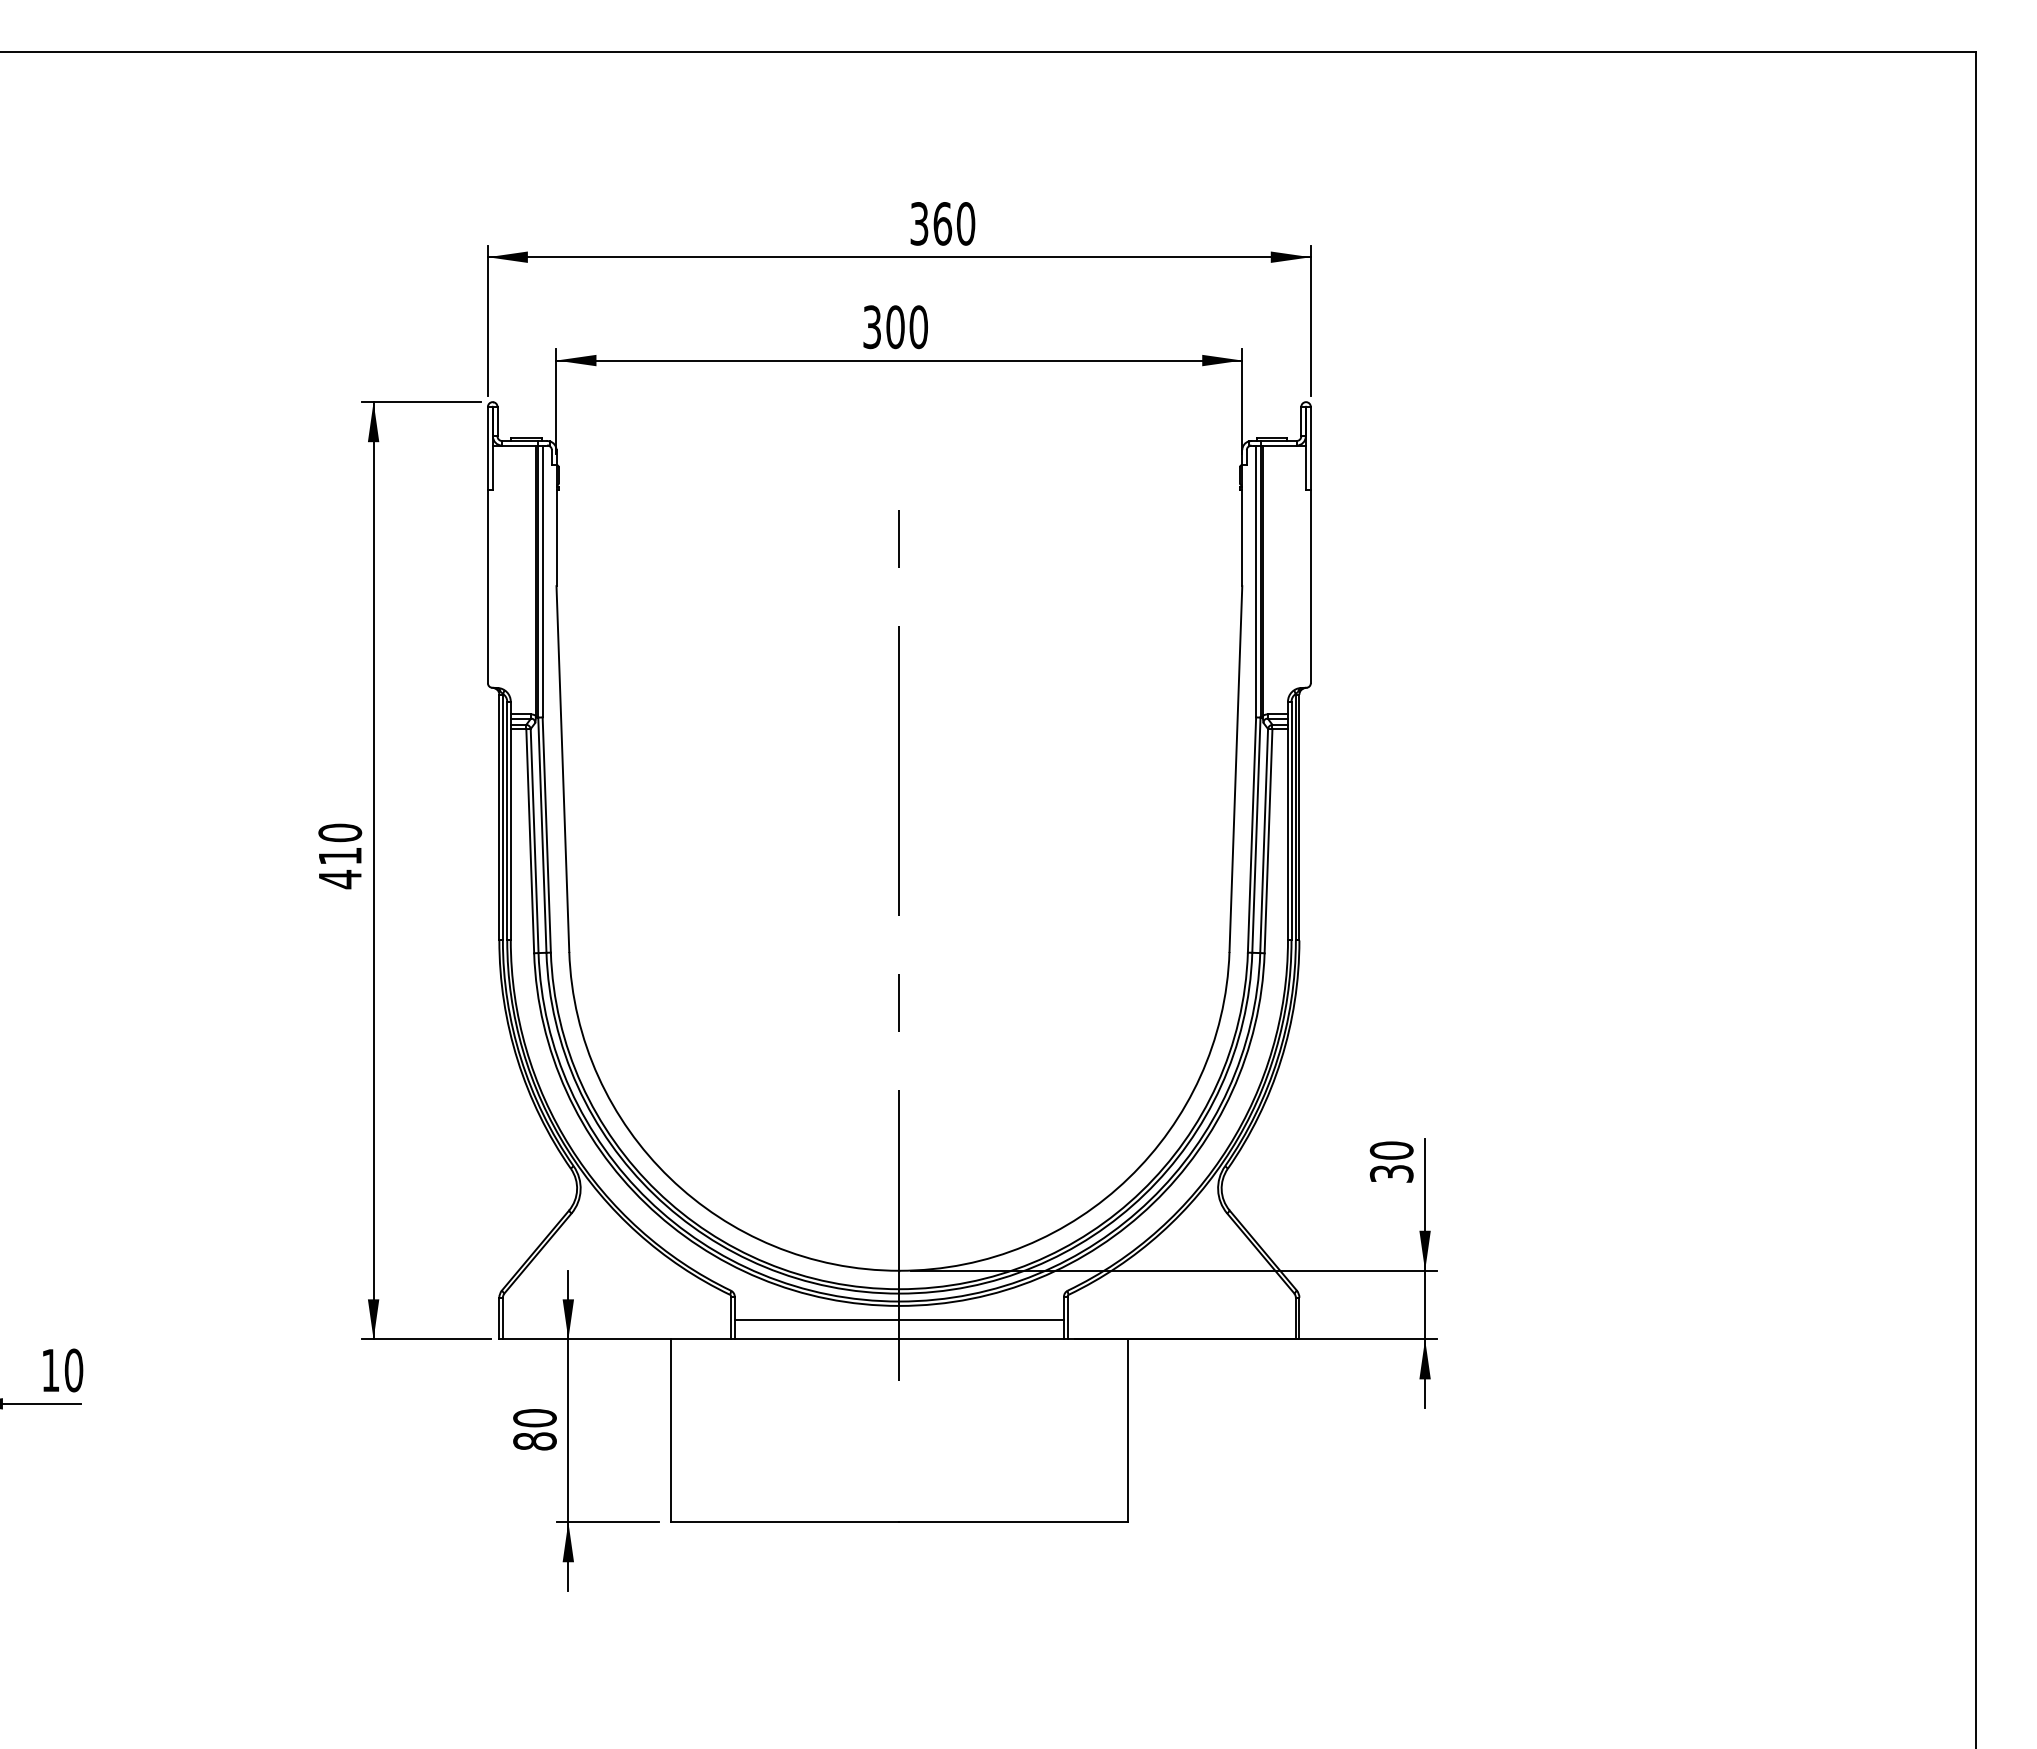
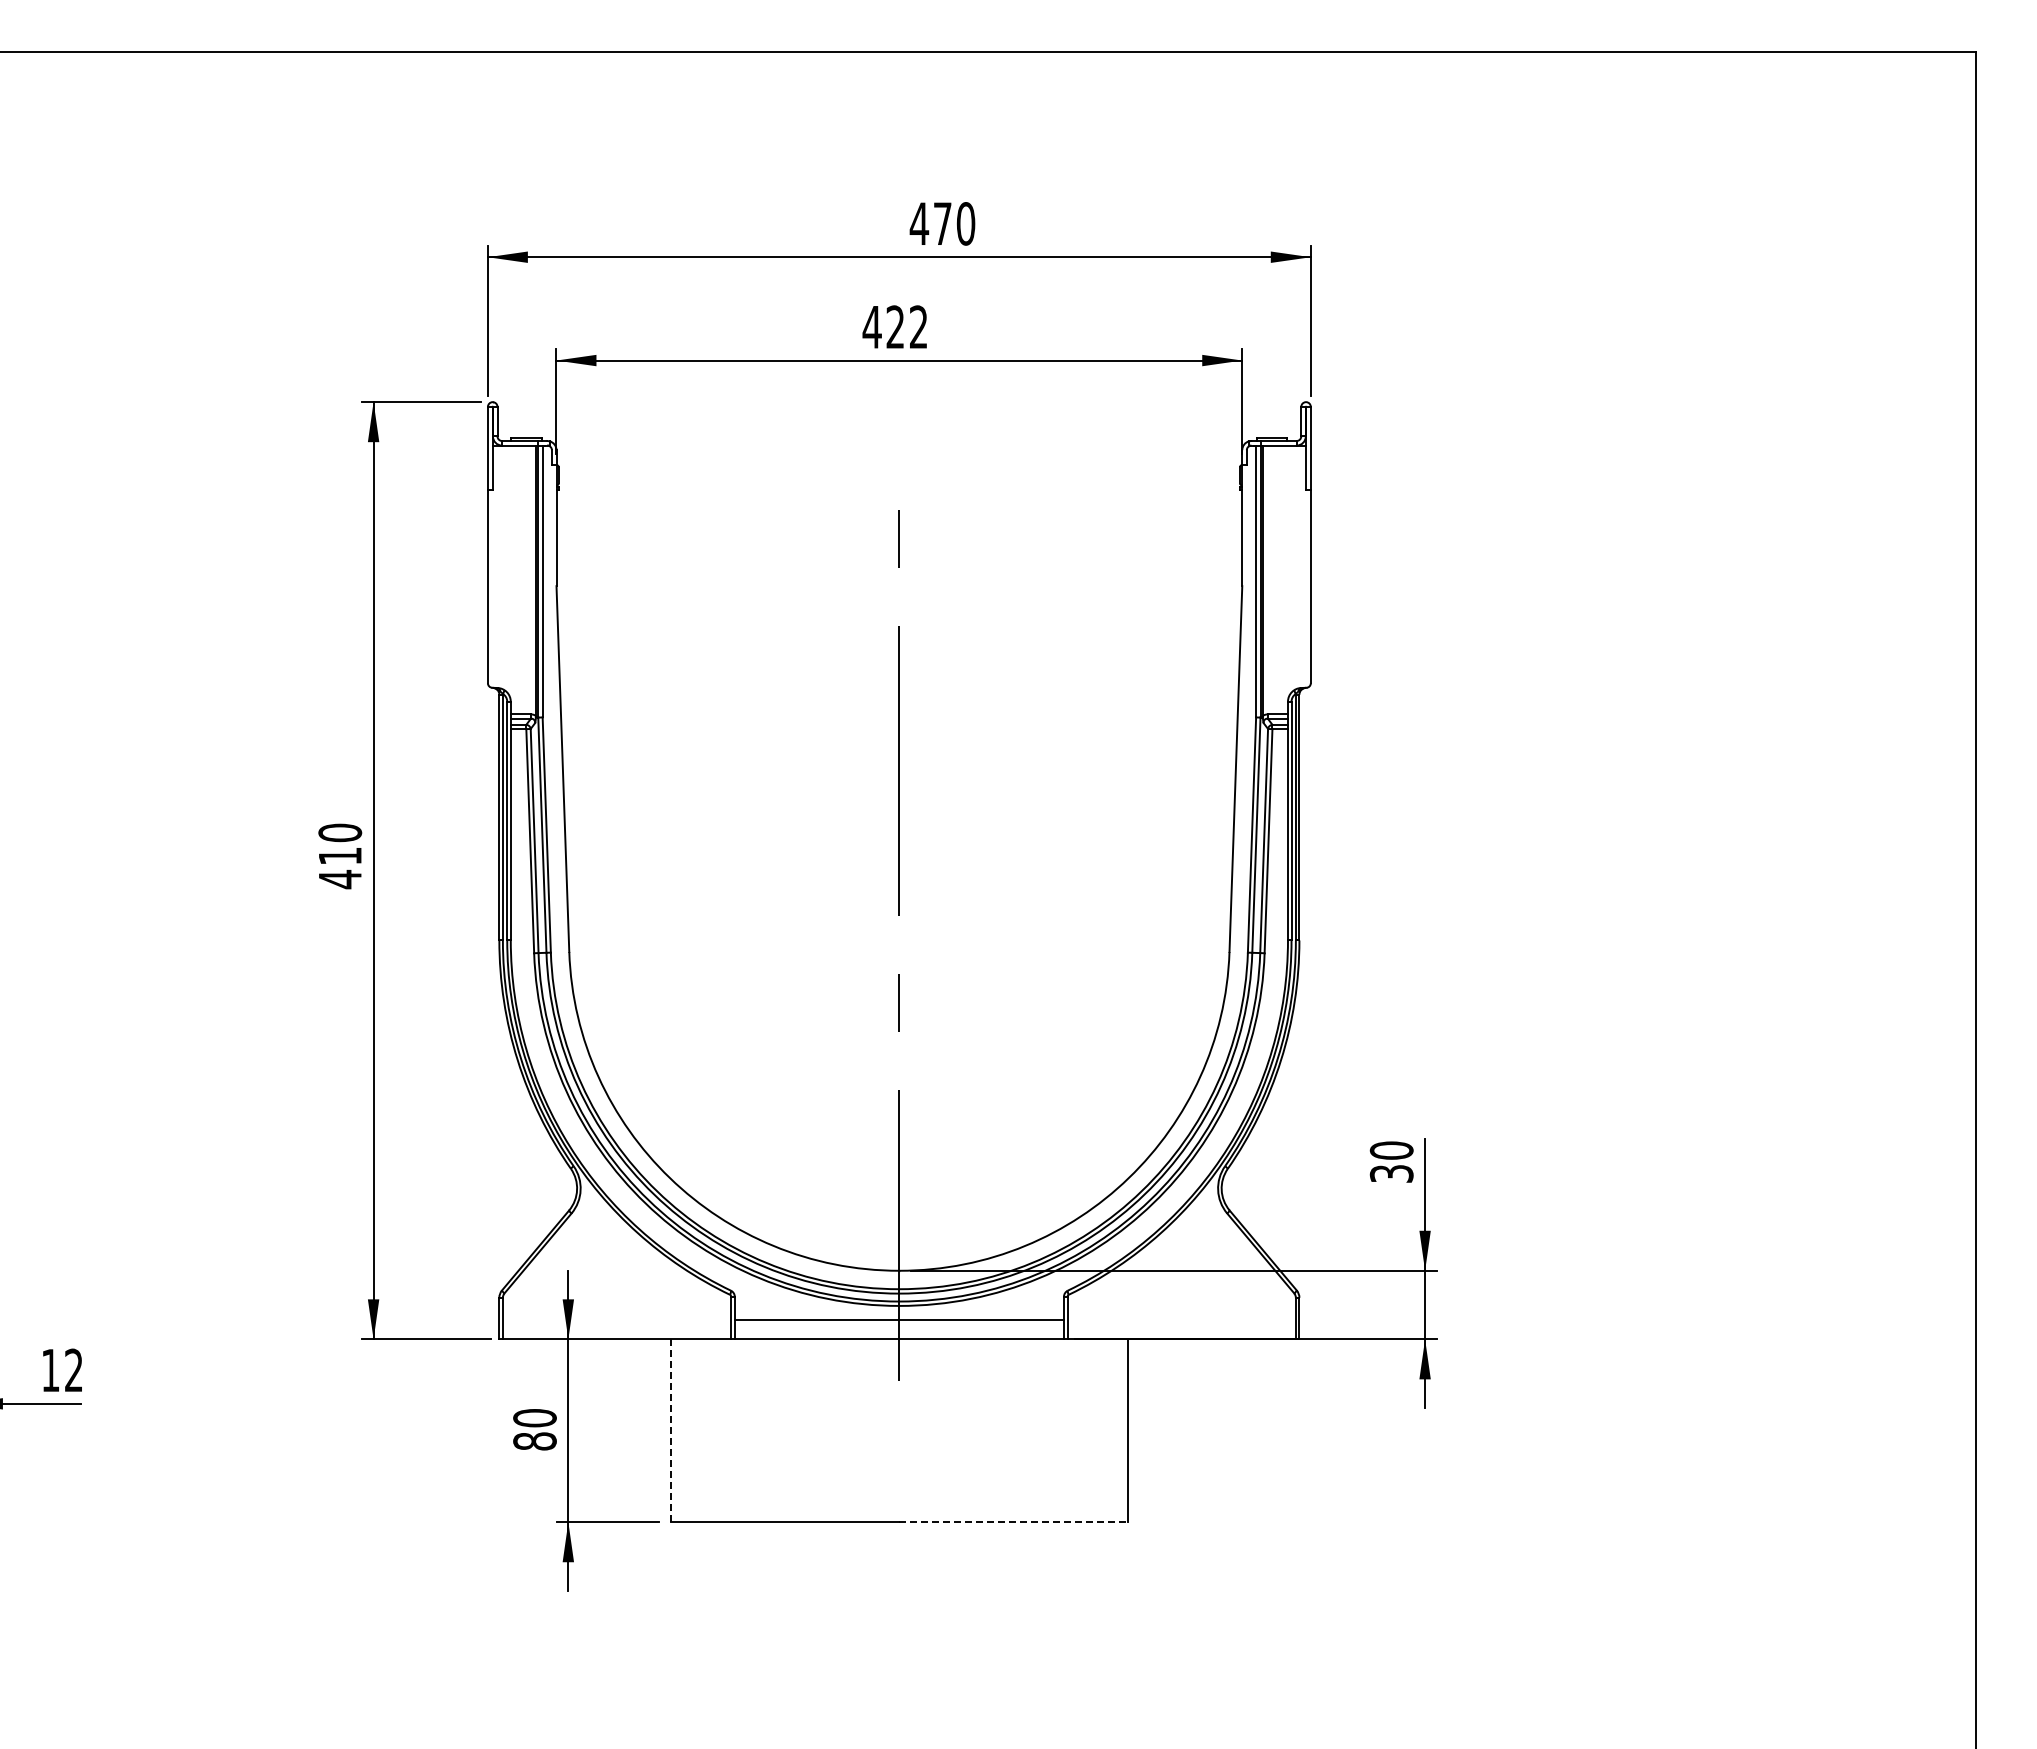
text: 360 -> 470 (930, 223)
text: 300 -> 422 (894, 327)
text: 10 -> 12 (73, 1370)
line: solid -> dashed (670, 1431)
line: solid -> dashed (1014, 1522)
